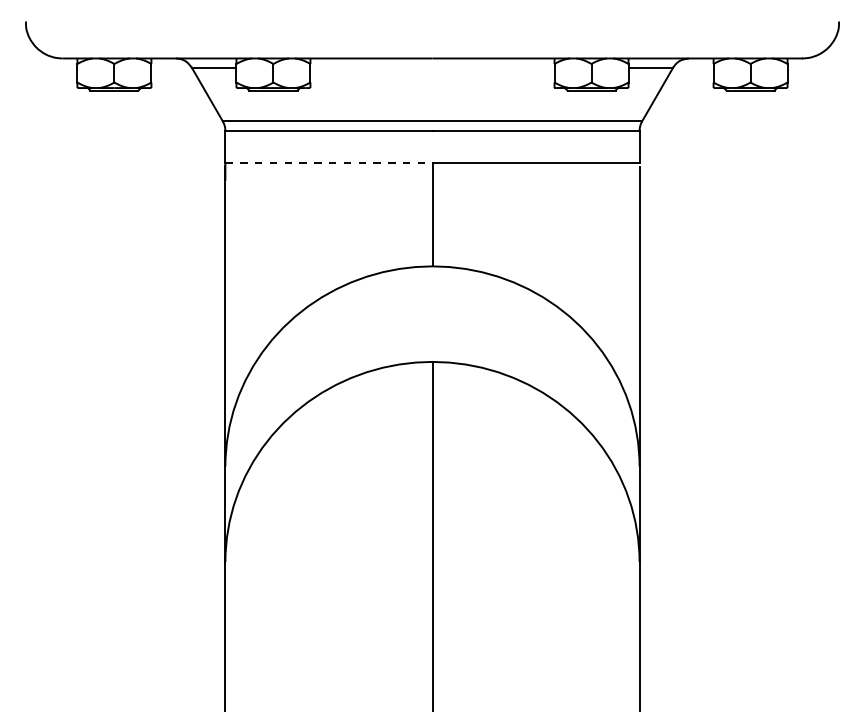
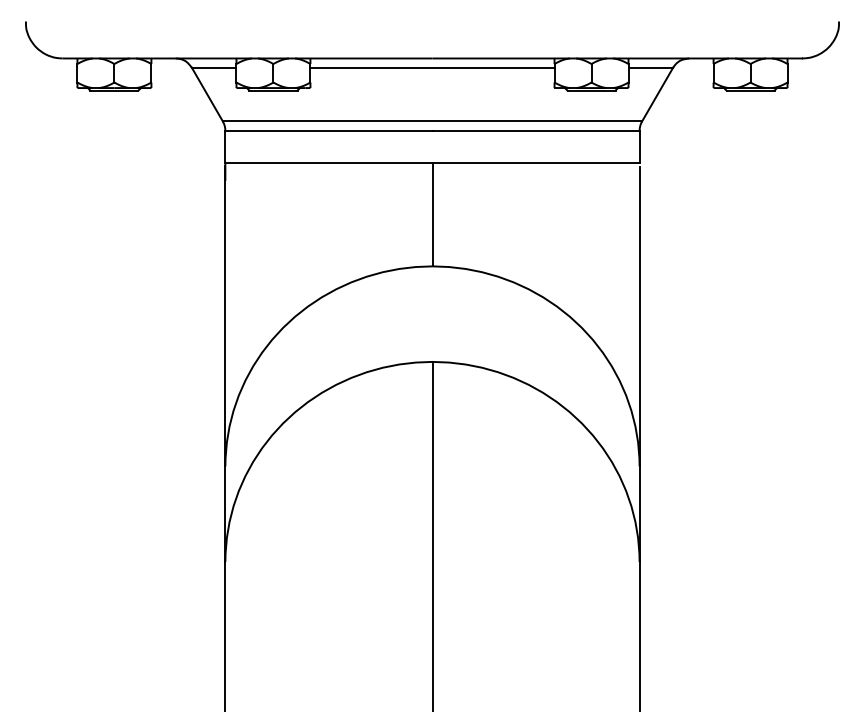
line: none -> present (432, 67)
line: dashed -> solid (328, 162)
